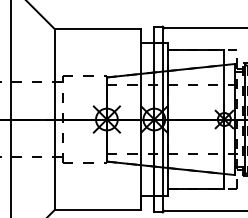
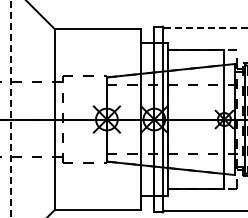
line: solid -> dashed (206, 28)
line: solid -> dashed (11, 109)
